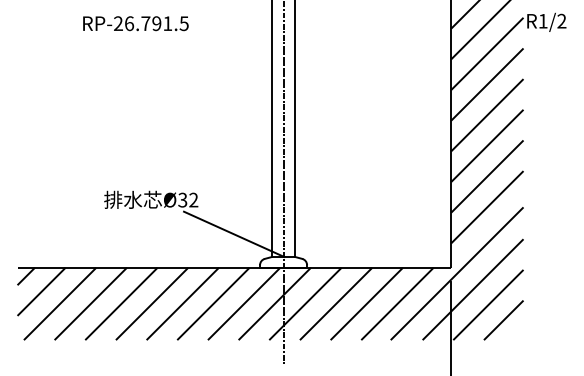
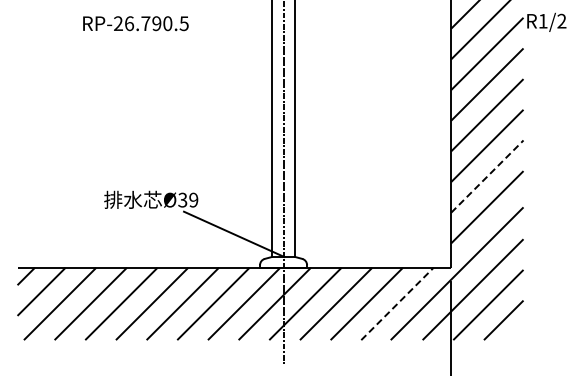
text: RP-26.791.5 -> RP-26.790.5 (167, 23)
line: solid -> dashed (487, 176)
text: Ø32 -> Ø39 (193, 200)
line: solid -> dashed (397, 303)
